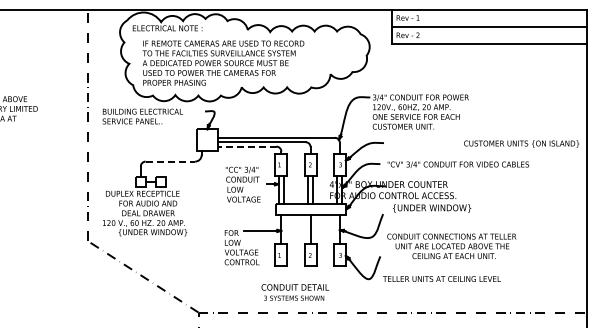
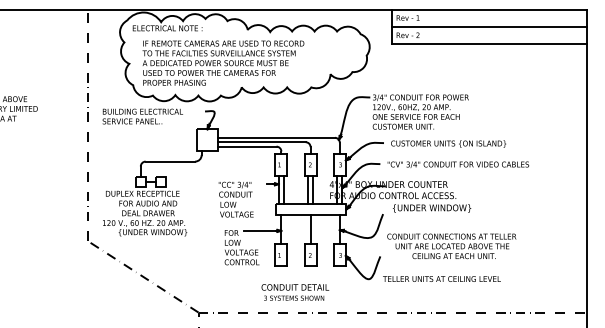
text position: (521, 143) -> (448, 143) (448, 143)
line: dashed -> solid (246, 146)
line: dashed -> solid (170, 161)
text position: (242, 184) -> (235, 199) (235, 199)
